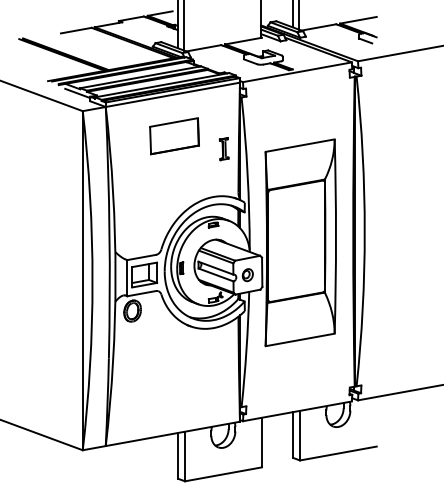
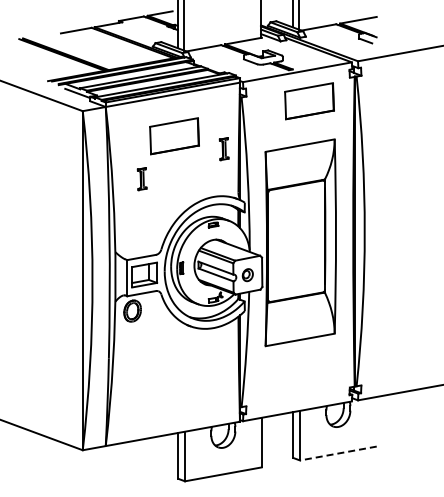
part: none -> present (309, 101)
part: none -> present (141, 179)
line: solid -> dashed (338, 453)
